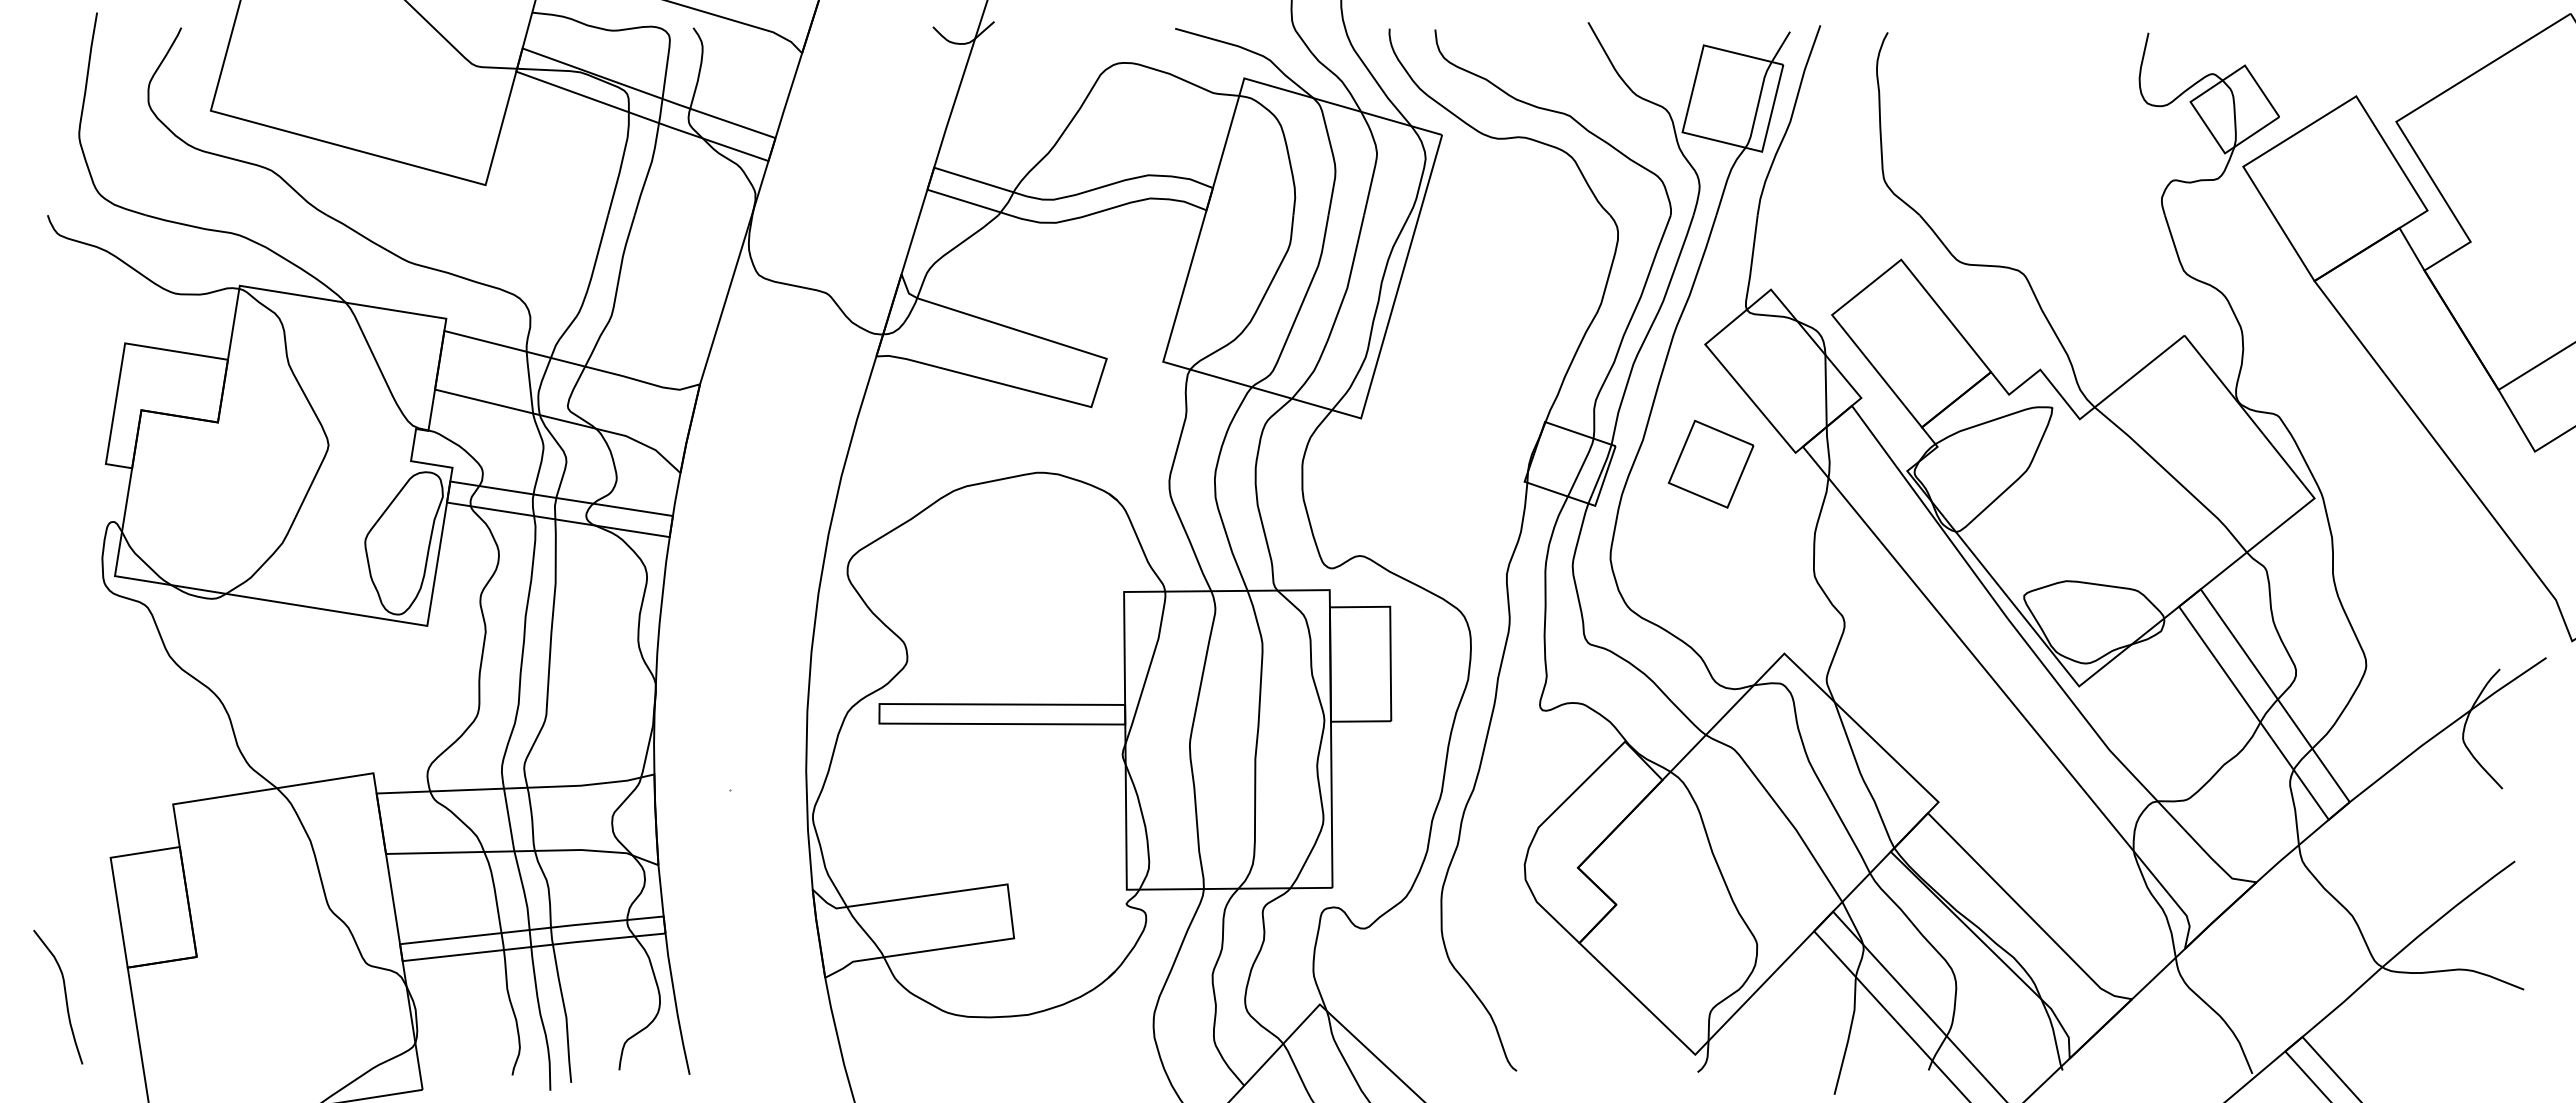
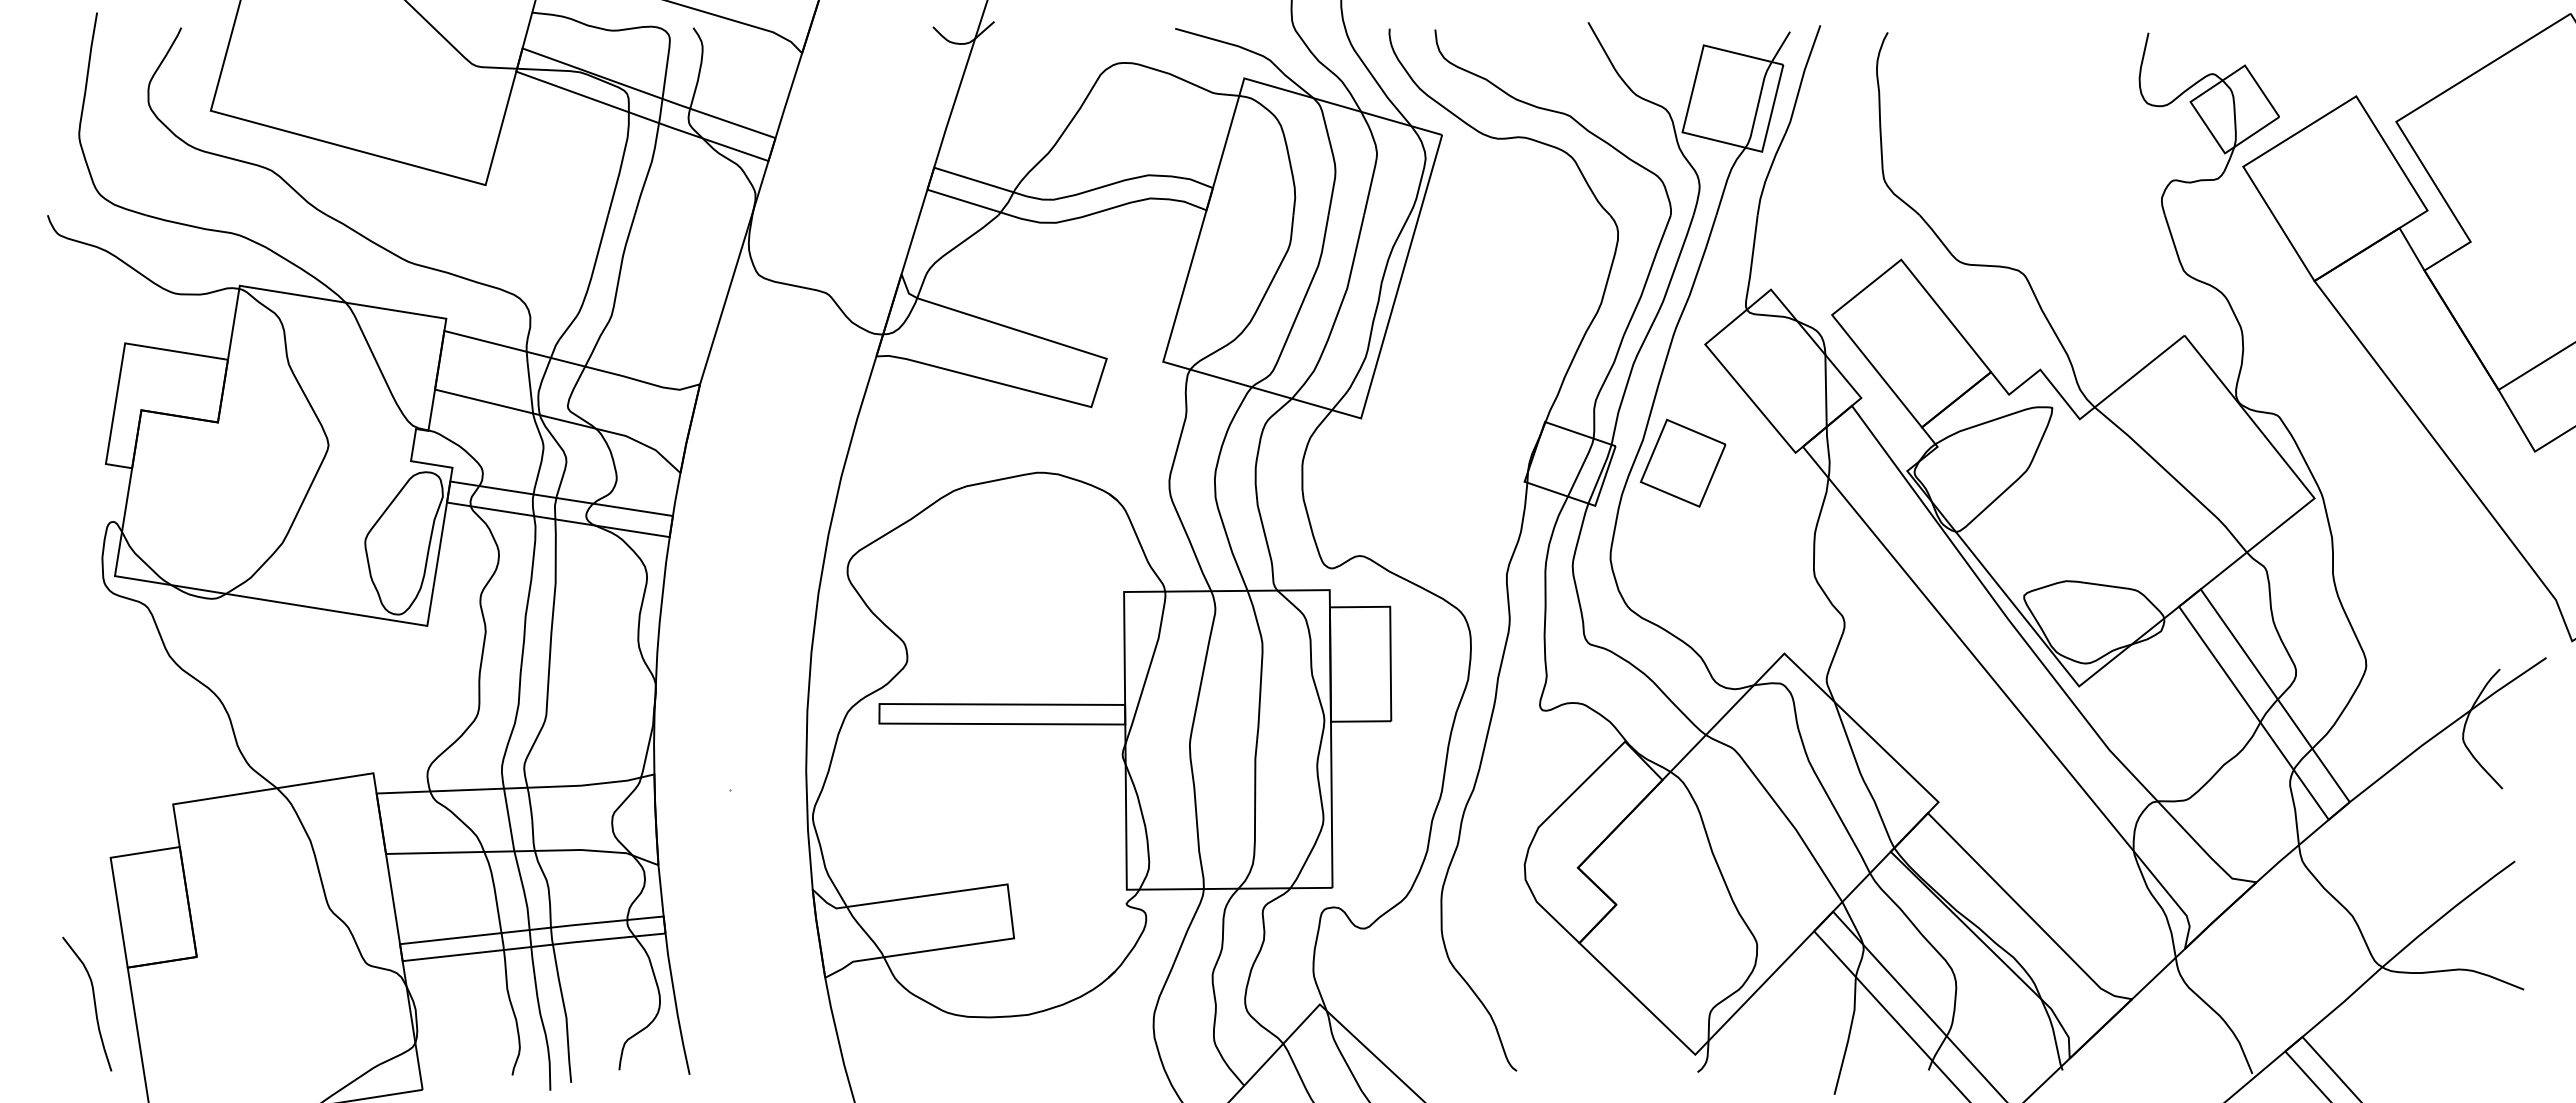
part position: (1710, 463) -> (1682, 462) (1682, 462)
curve position: (64, 994) -> (93, 1001) (93, 1001)
